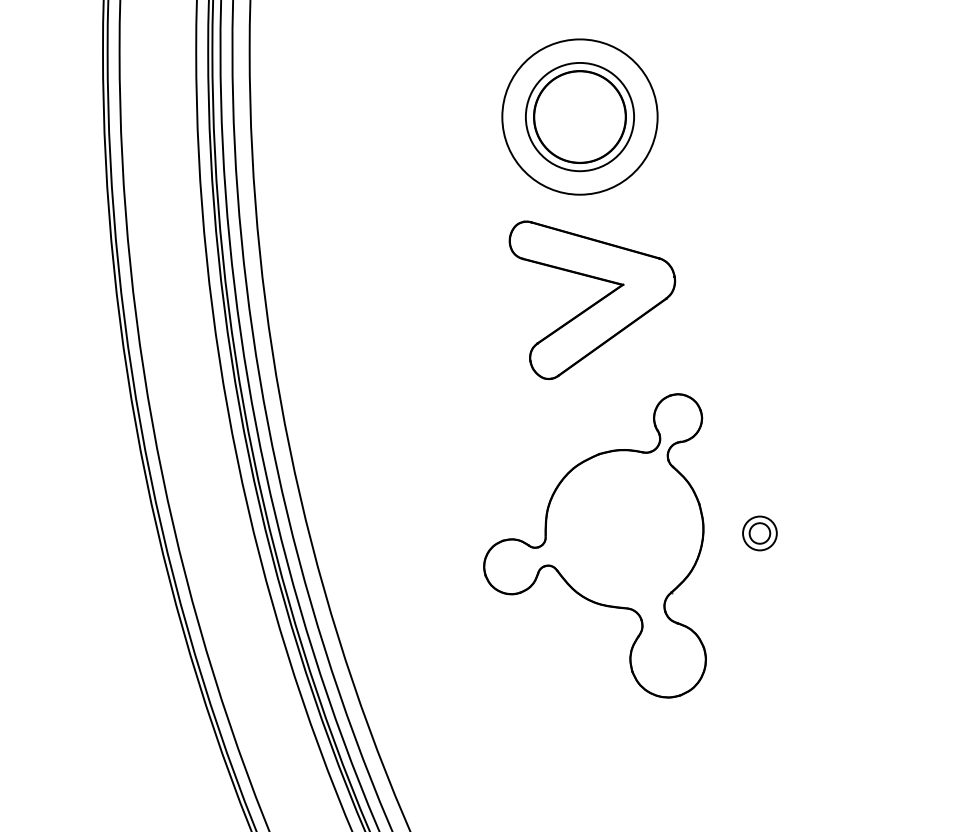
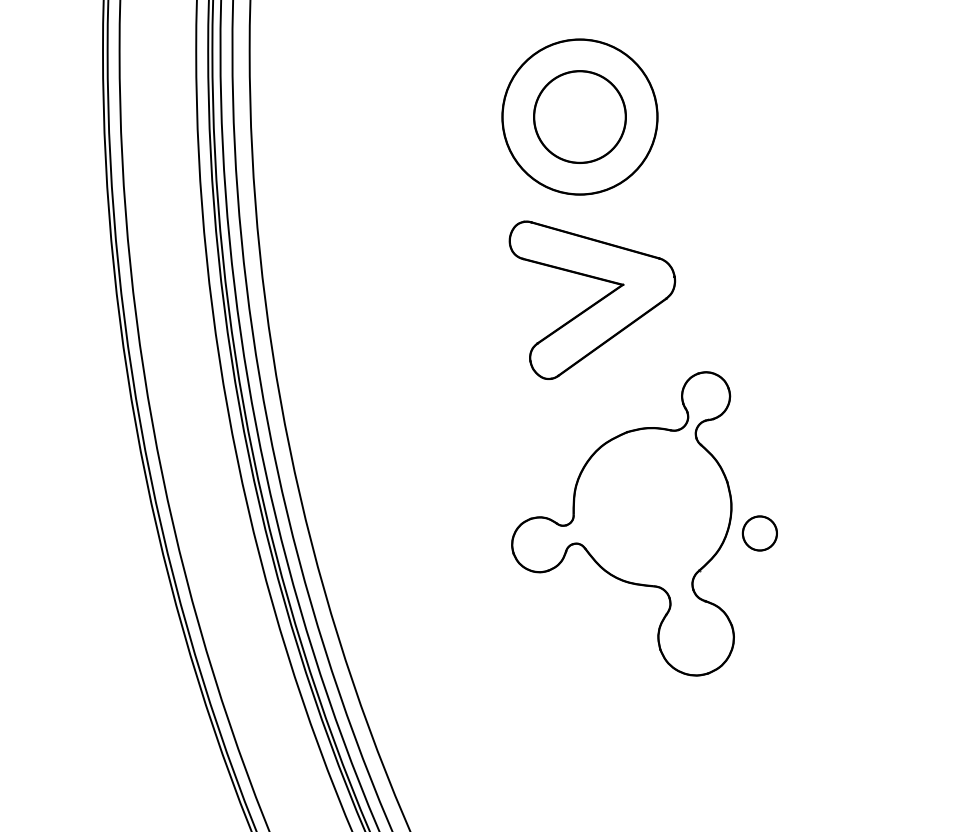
circle diameter: 108 px -> 155 px (579, 116)
circle diameter: 21 px -> 34 px (759, 533)
part position: (594, 545) -> (622, 523) (622, 523)
